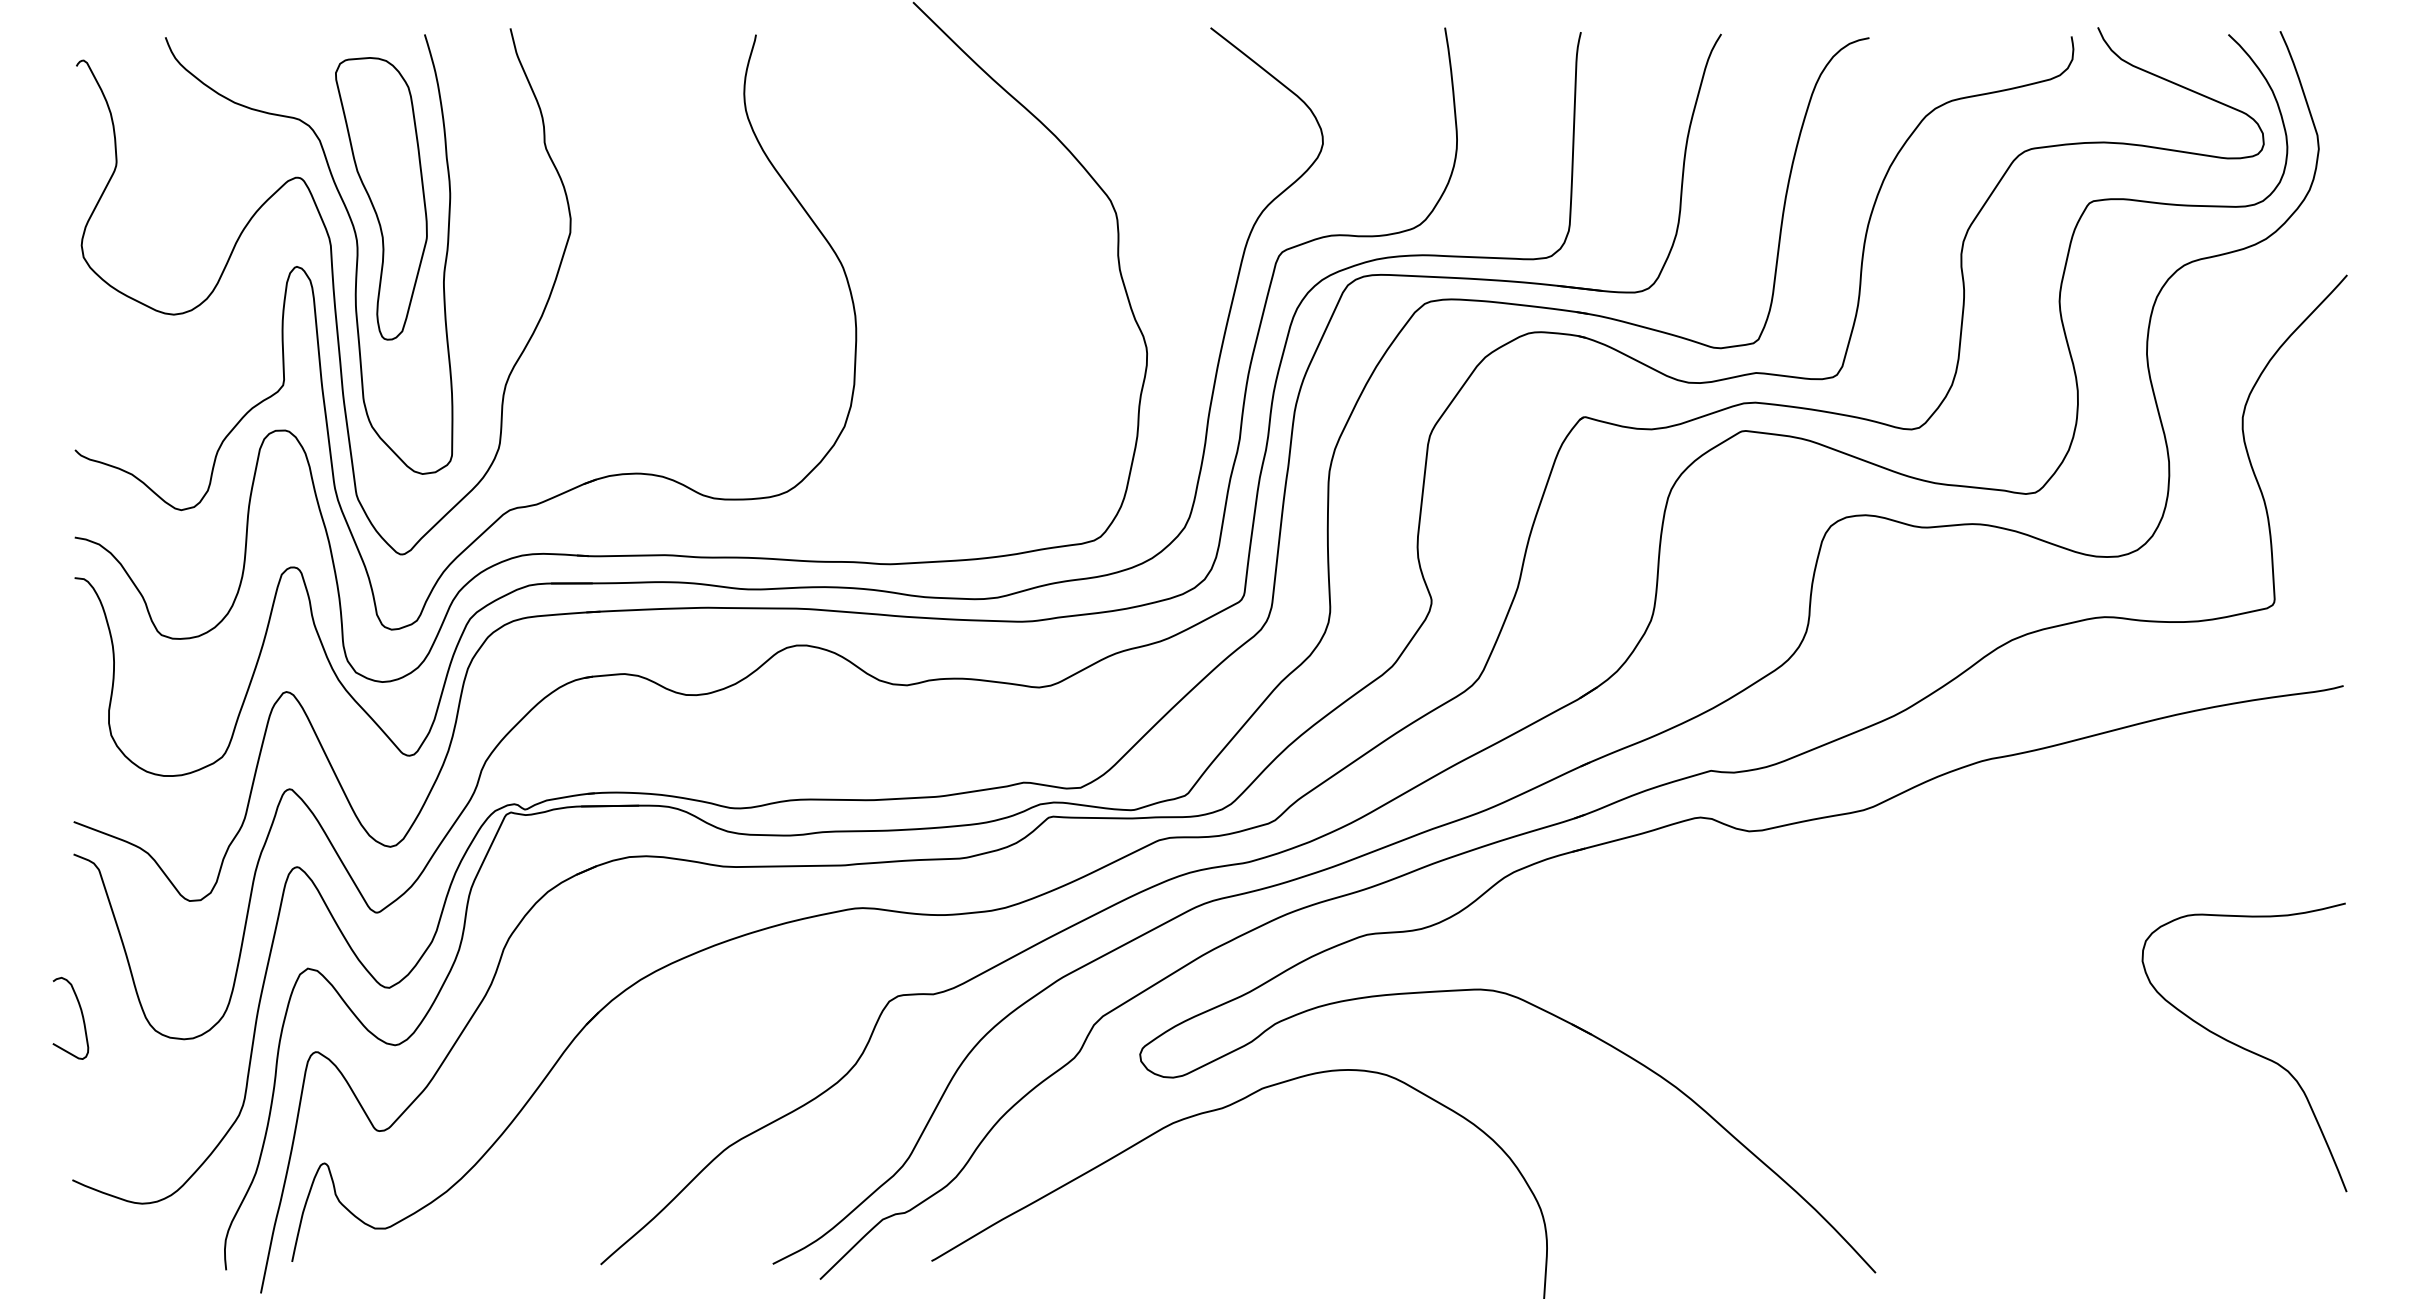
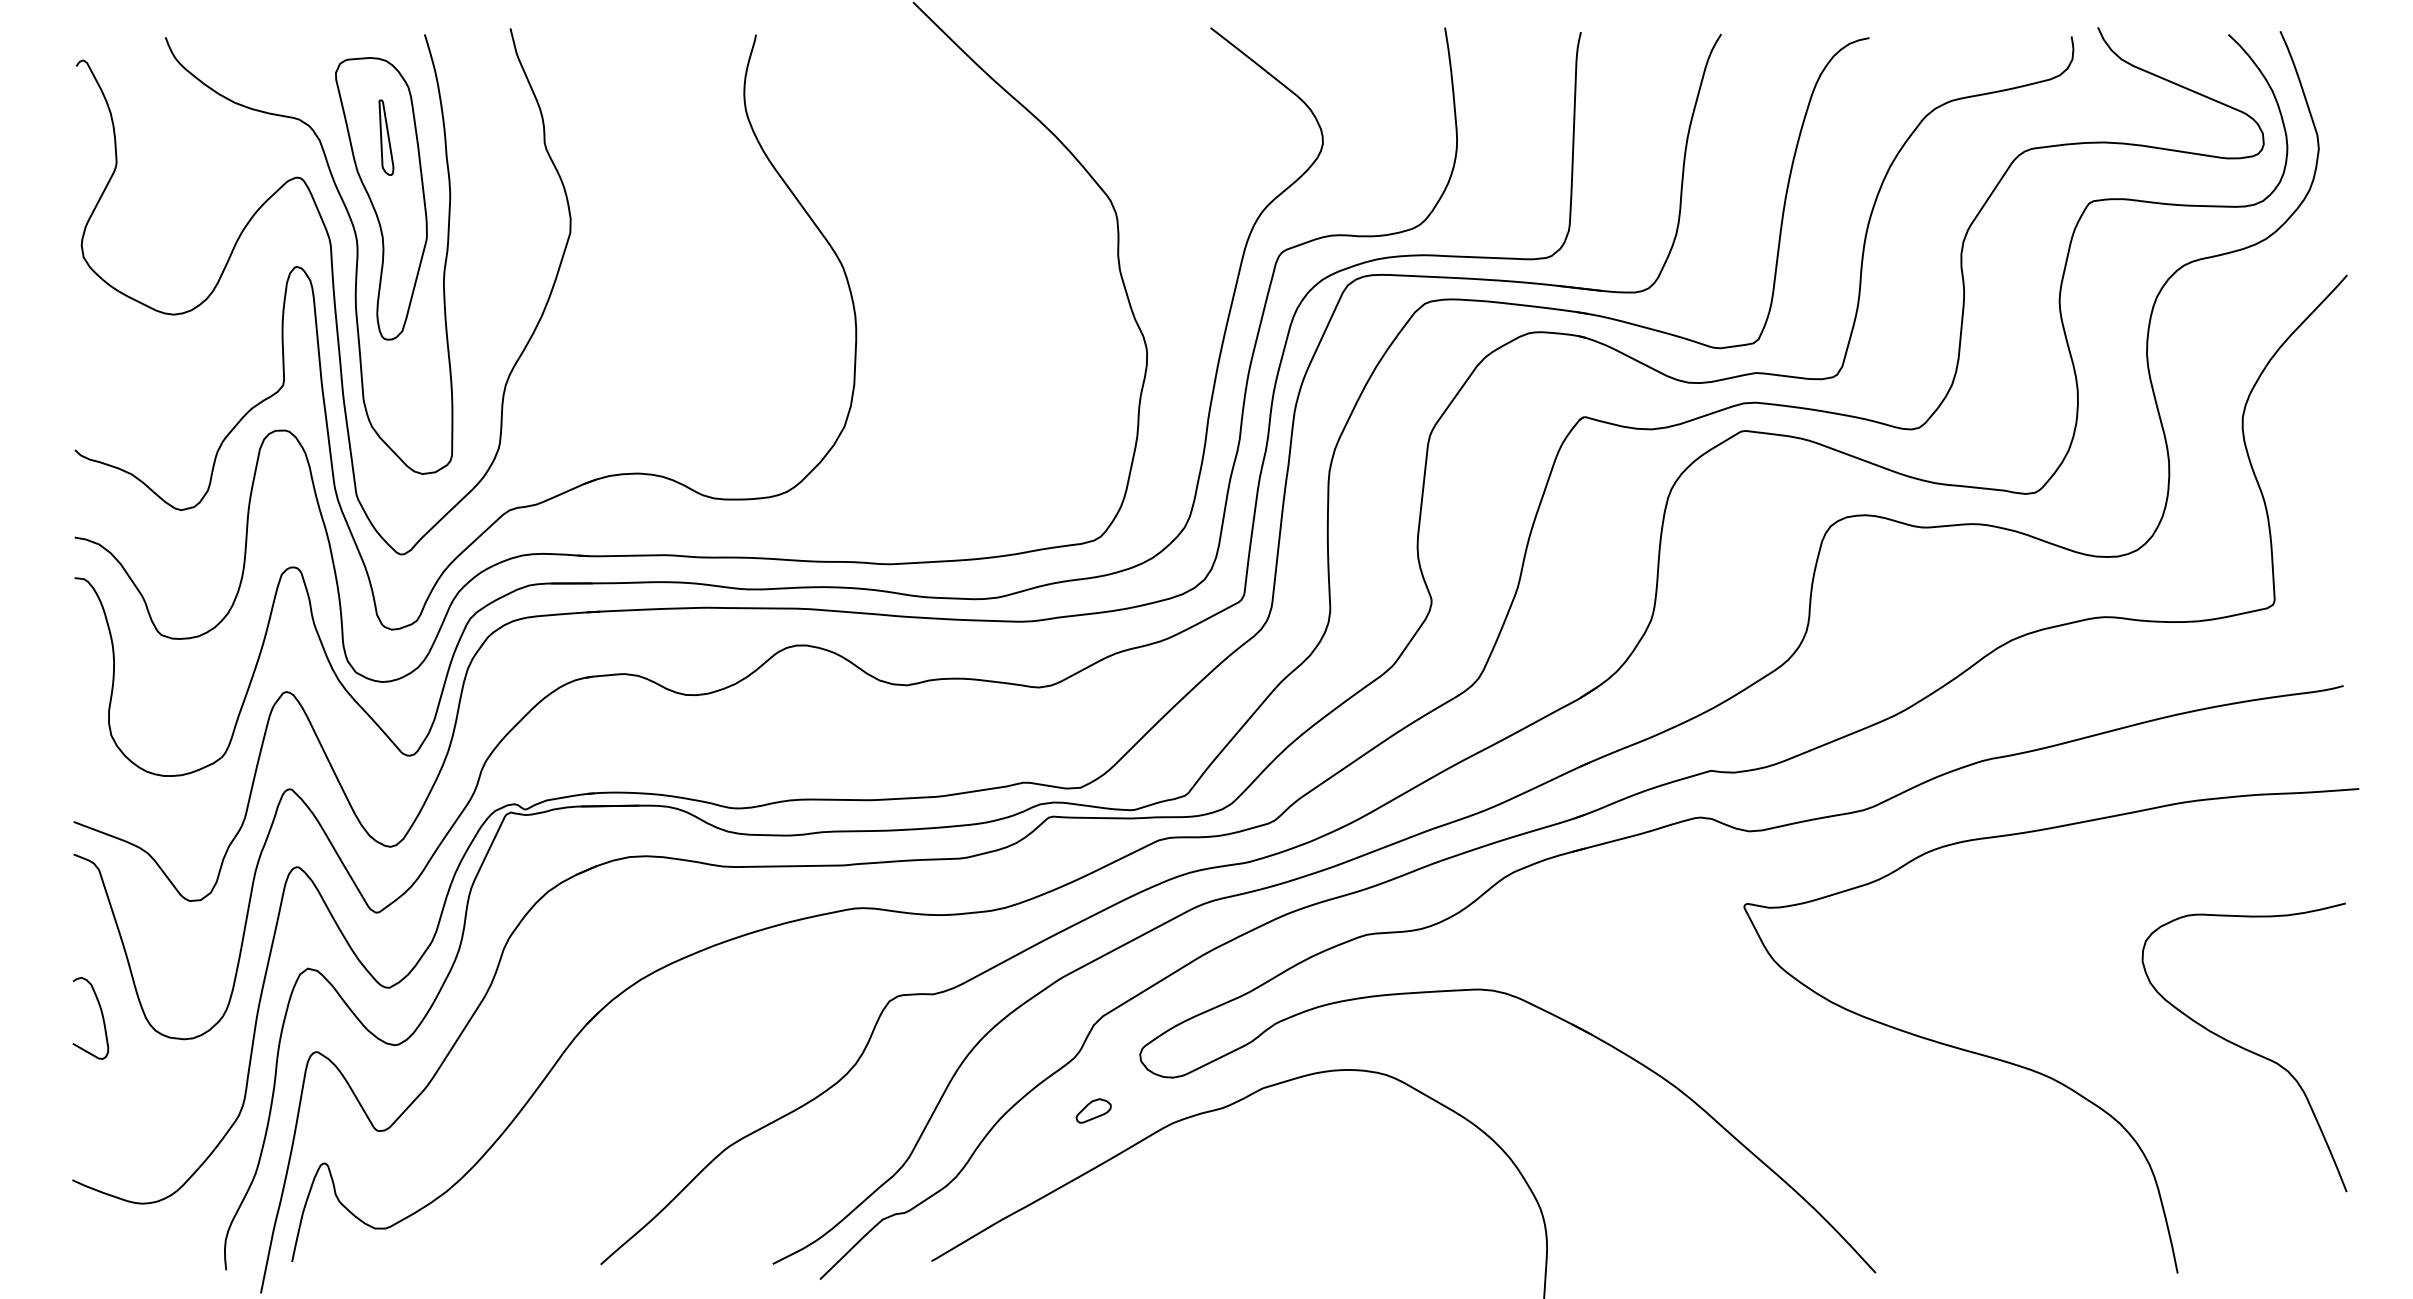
part: none -> present (386, 137)
curve position: (81, 1015) -> (101, 1015) (101, 1015)
curve: none -> present (2033, 1069)
part: none -> present (1093, 1110)
